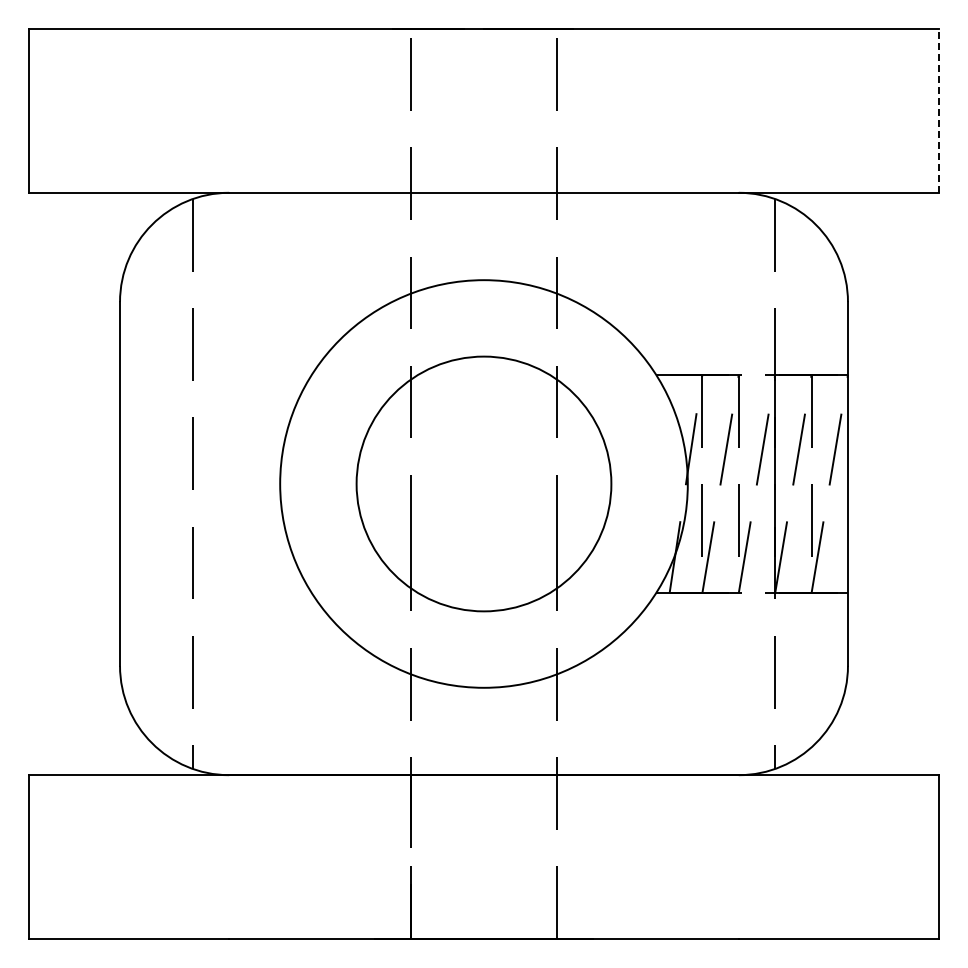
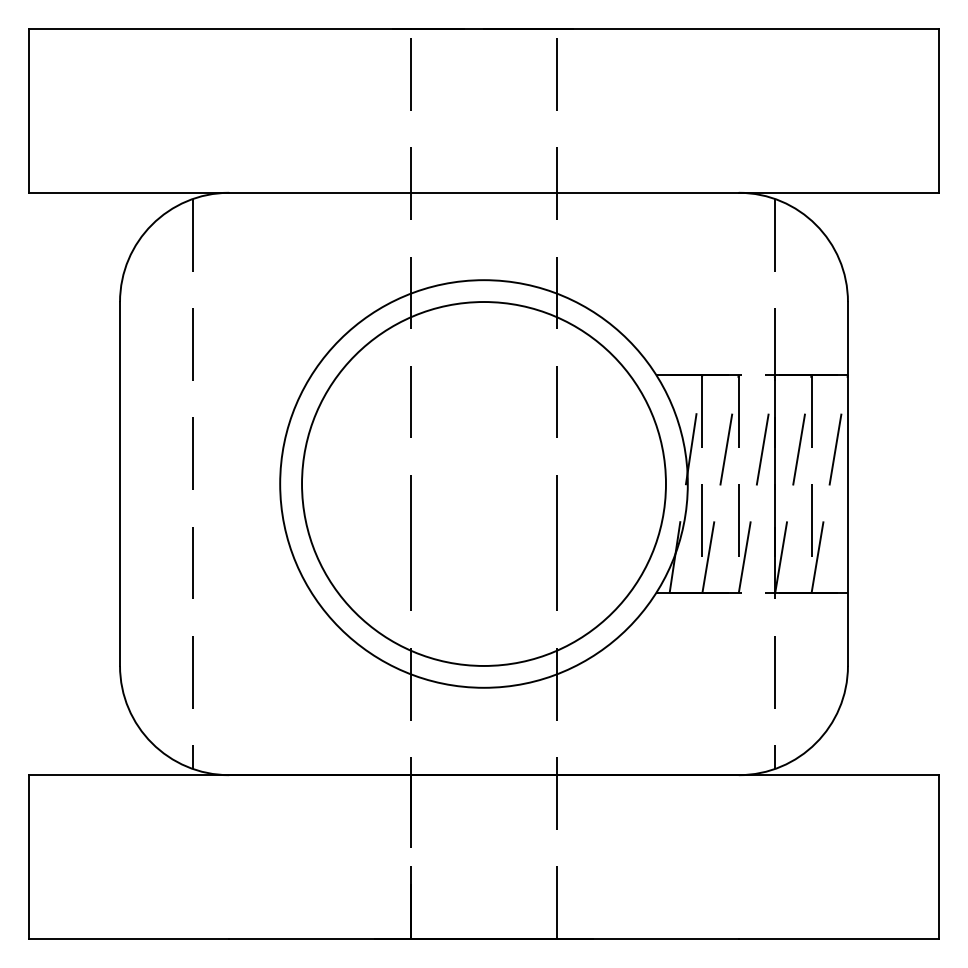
line: dashed -> solid (938, 110)
circle diameter: 255 px -> 364 px (483, 483)
